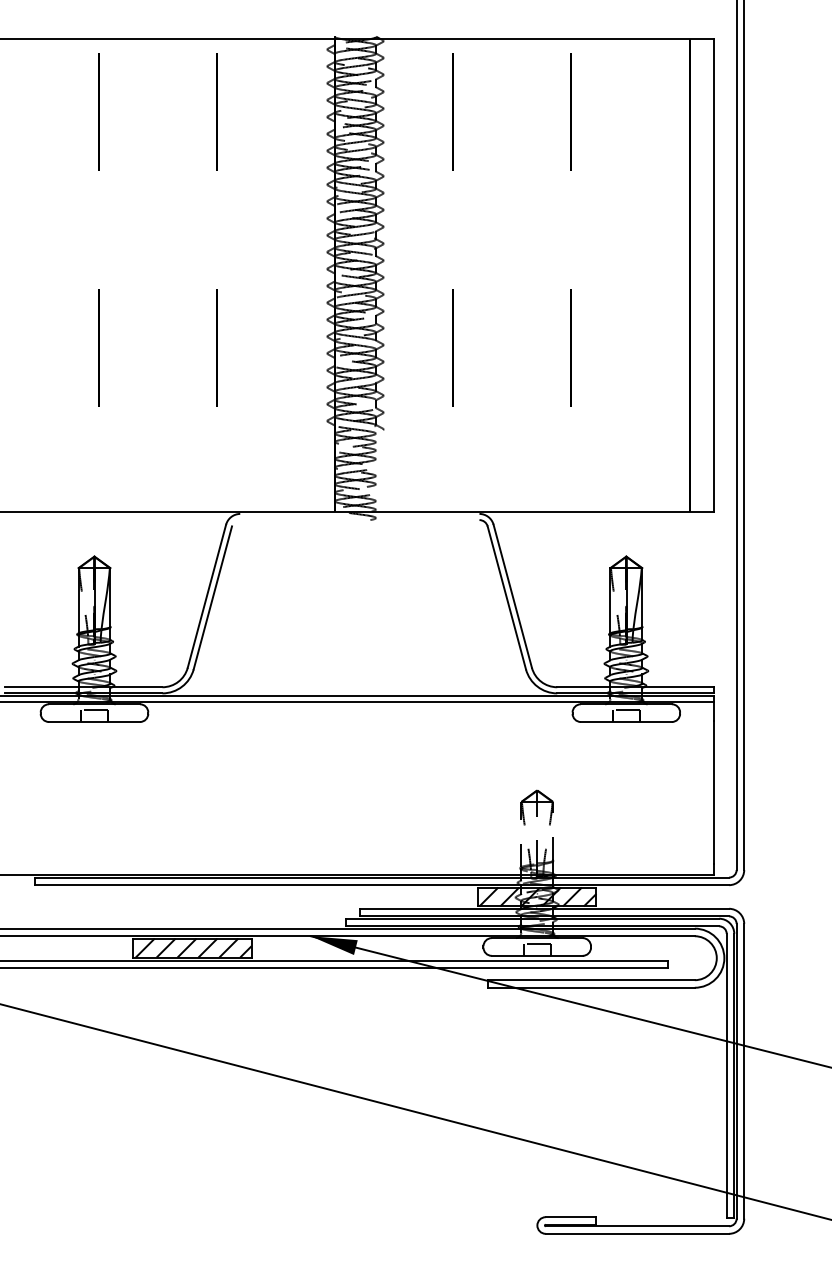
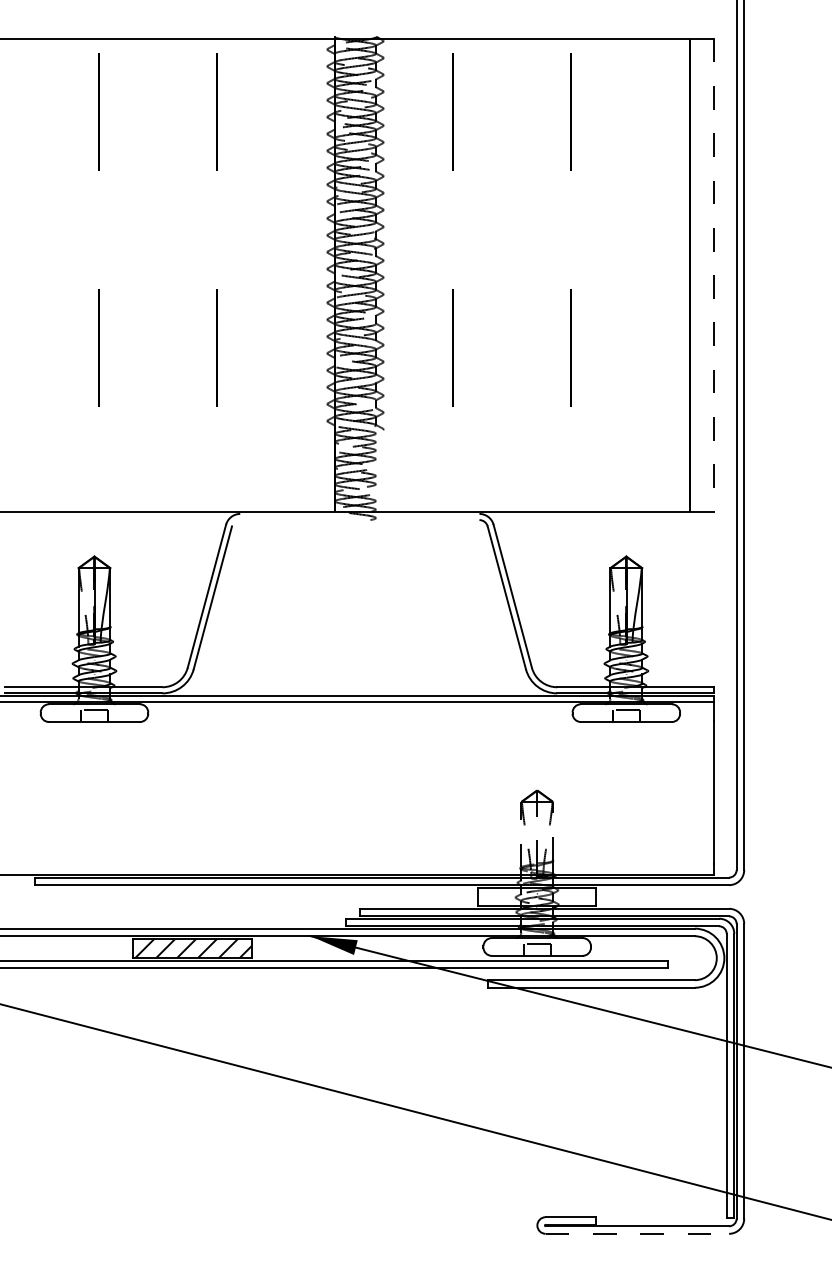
line: solid -> dashed (714, 275)
hatch: present -> none (537, 896)
line: solid -> dashed (637, 1233)
